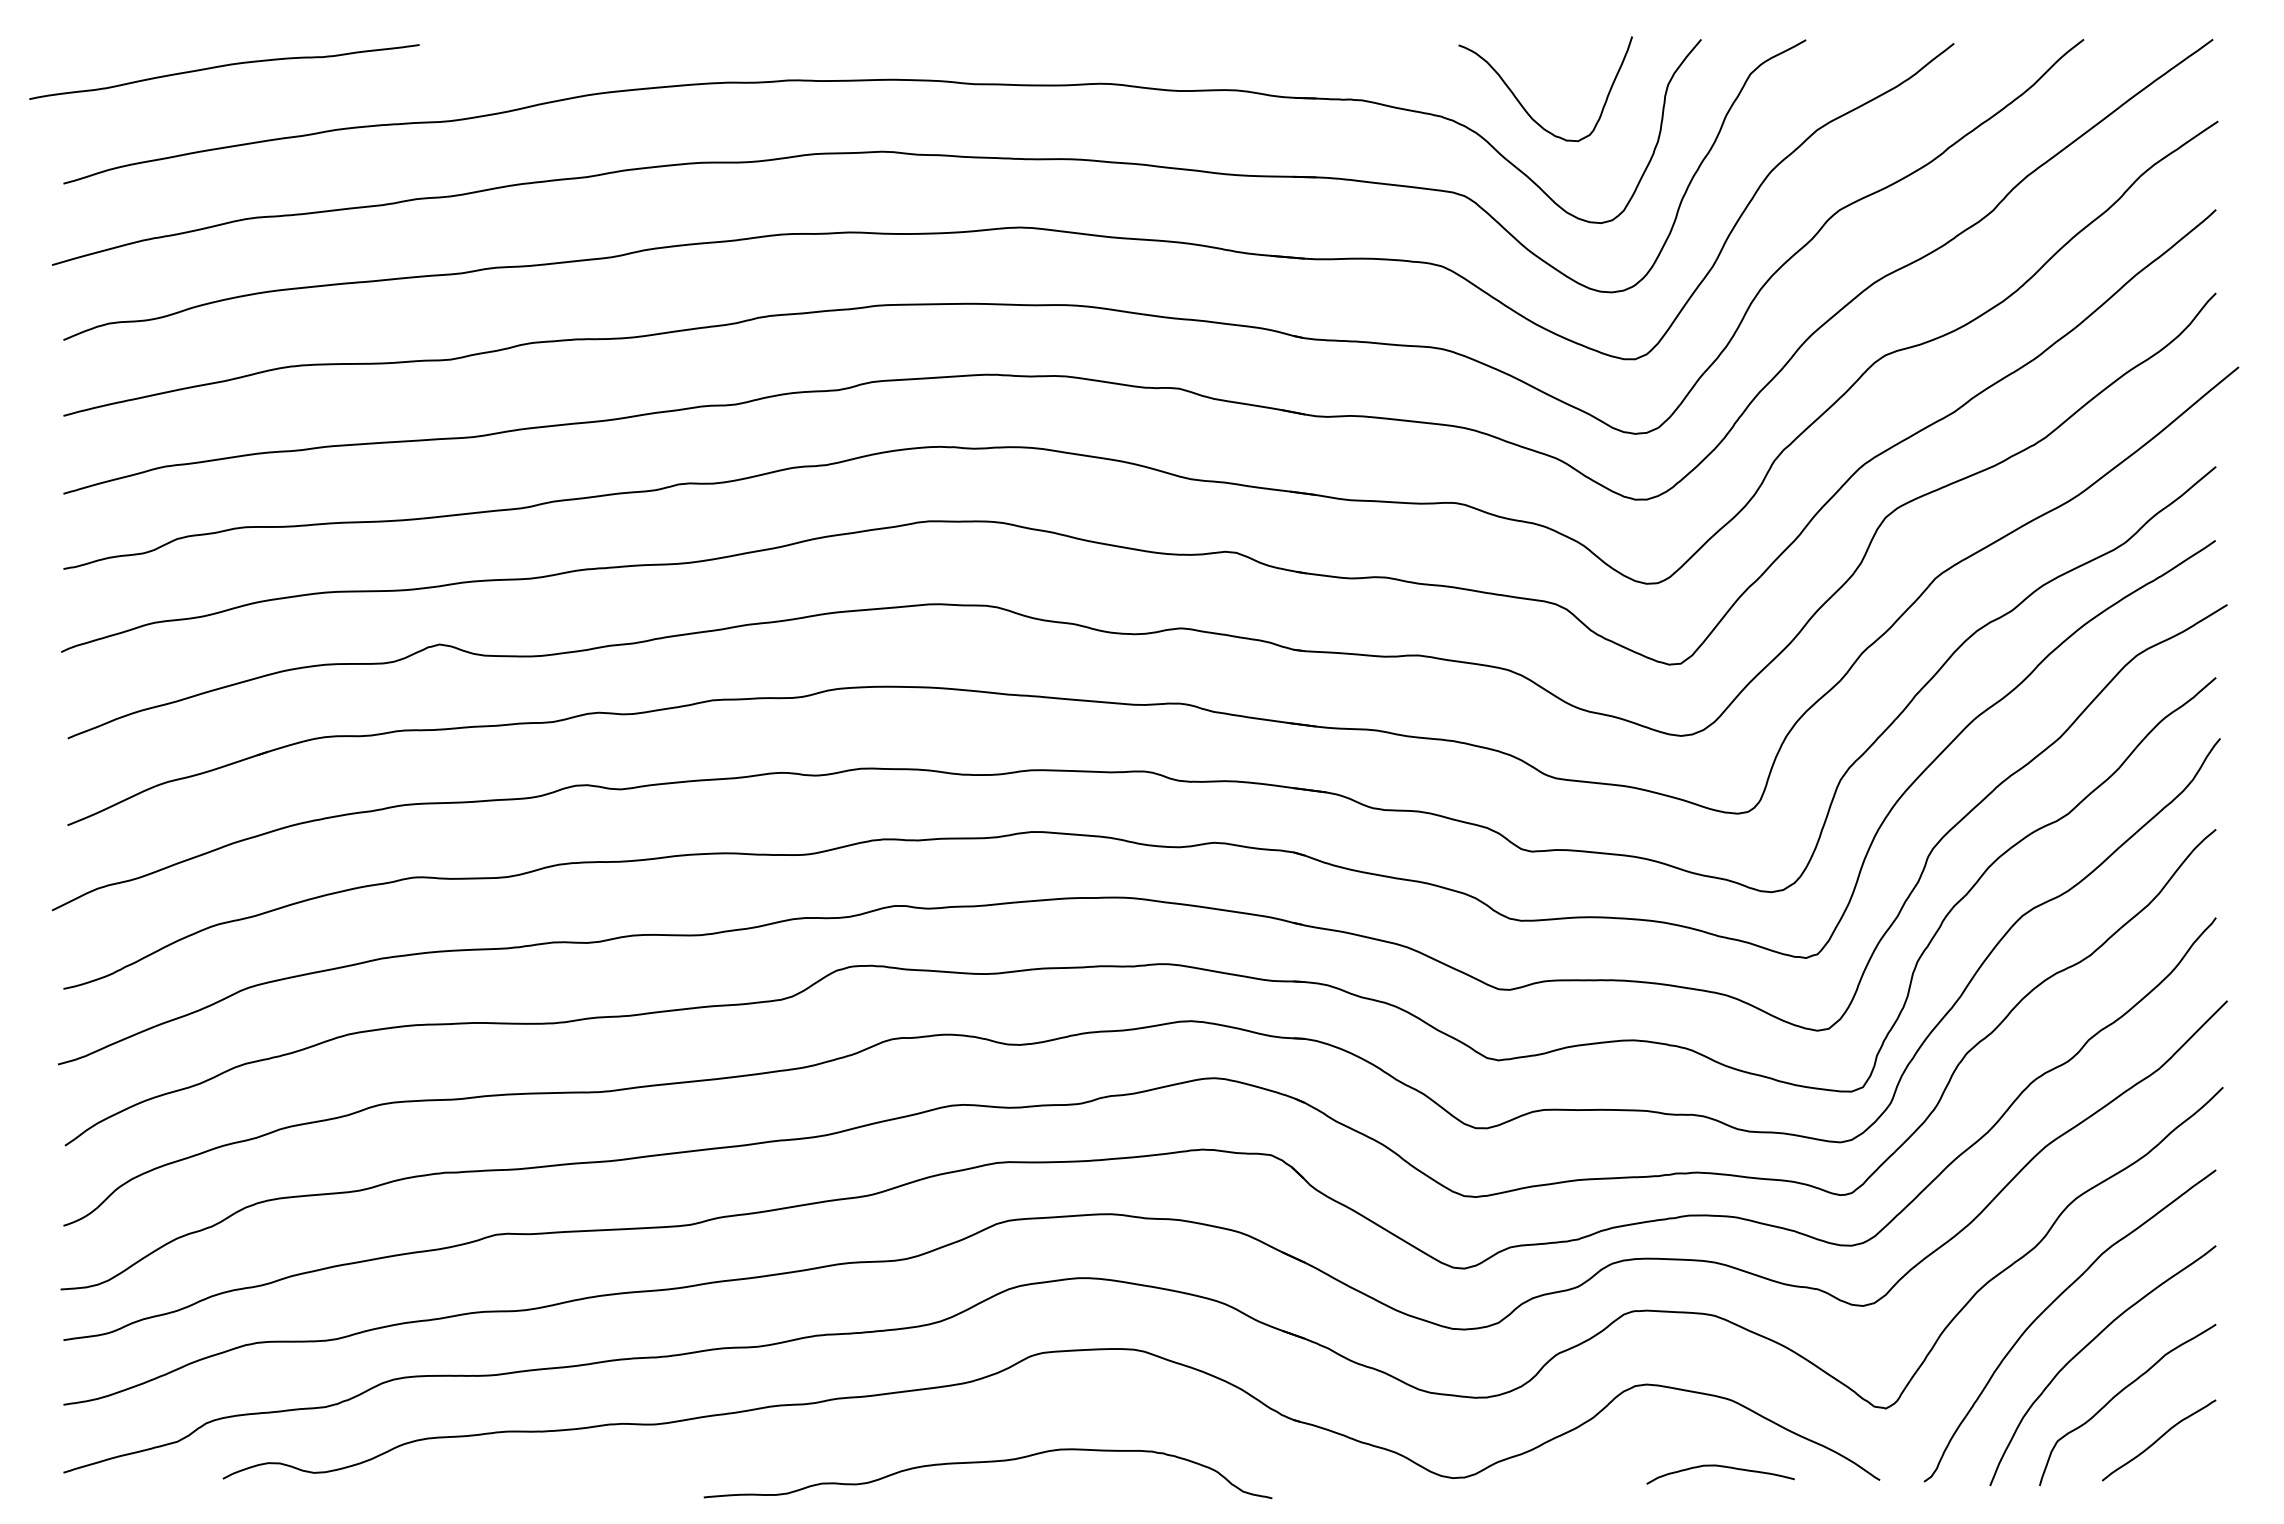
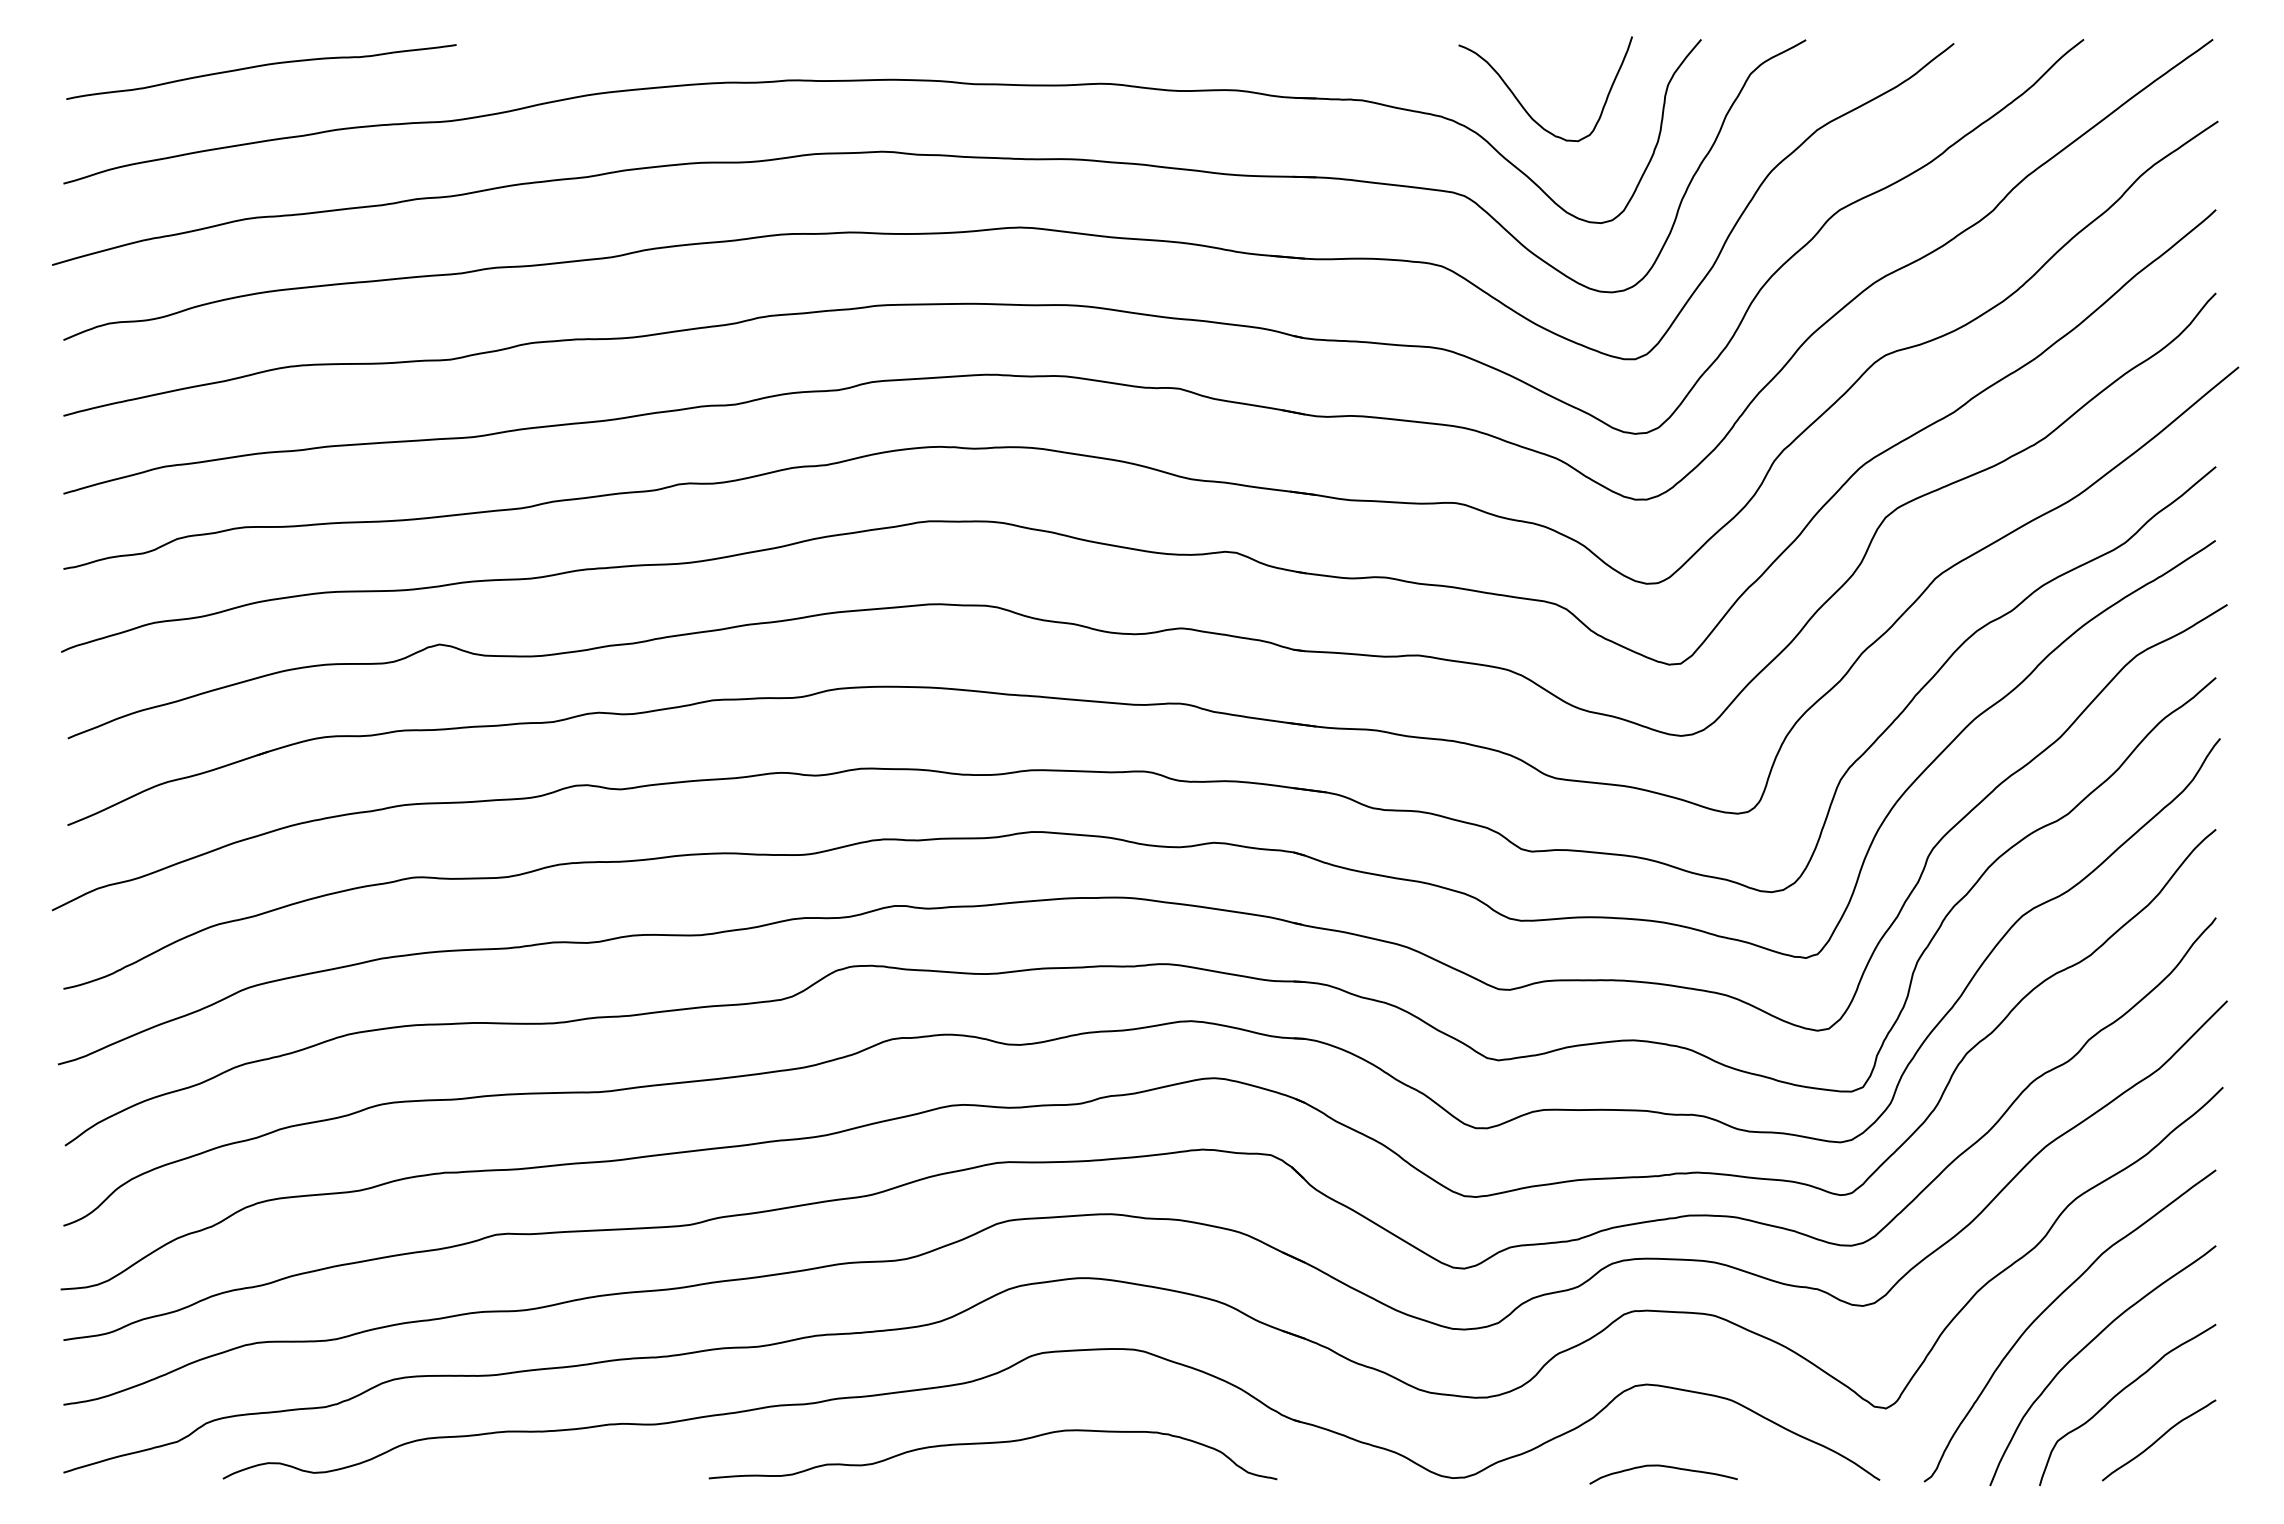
curve position: (224, 66) -> (261, 66) (261, 66)
curve position: (987, 1462) -> (992, 1443) (992, 1443)
curve position: (1721, 1467) -> (1664, 1467) (1664, 1467)
